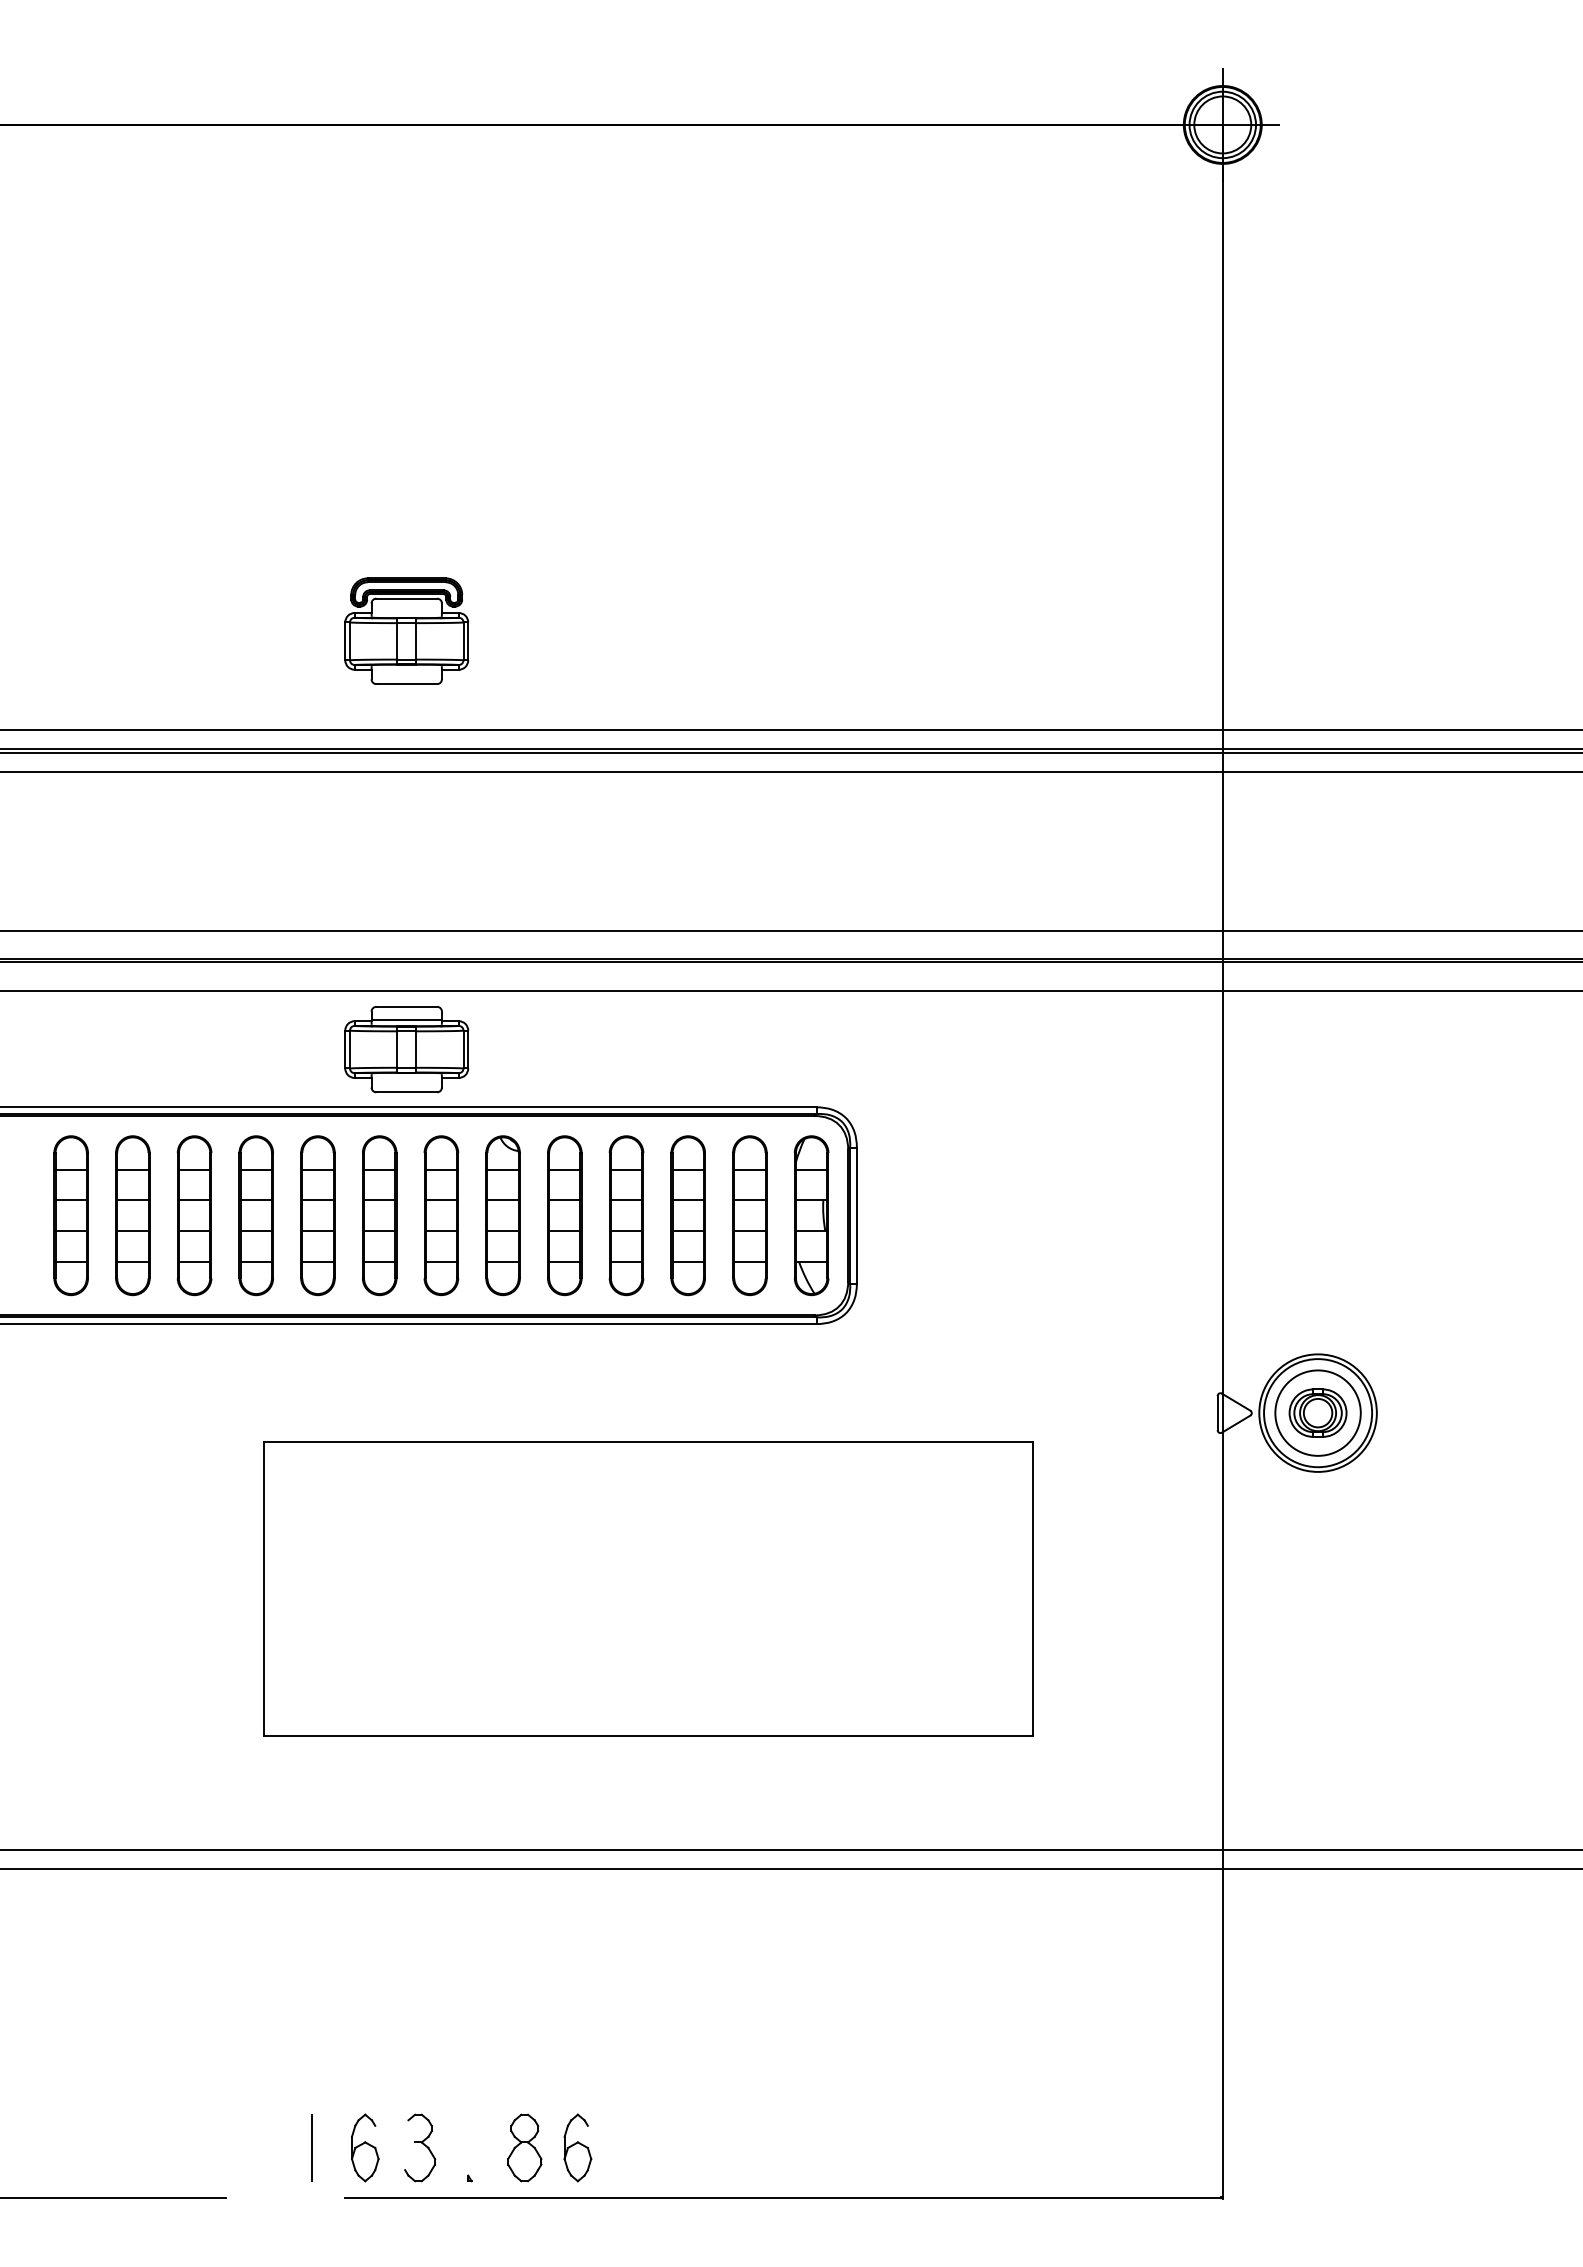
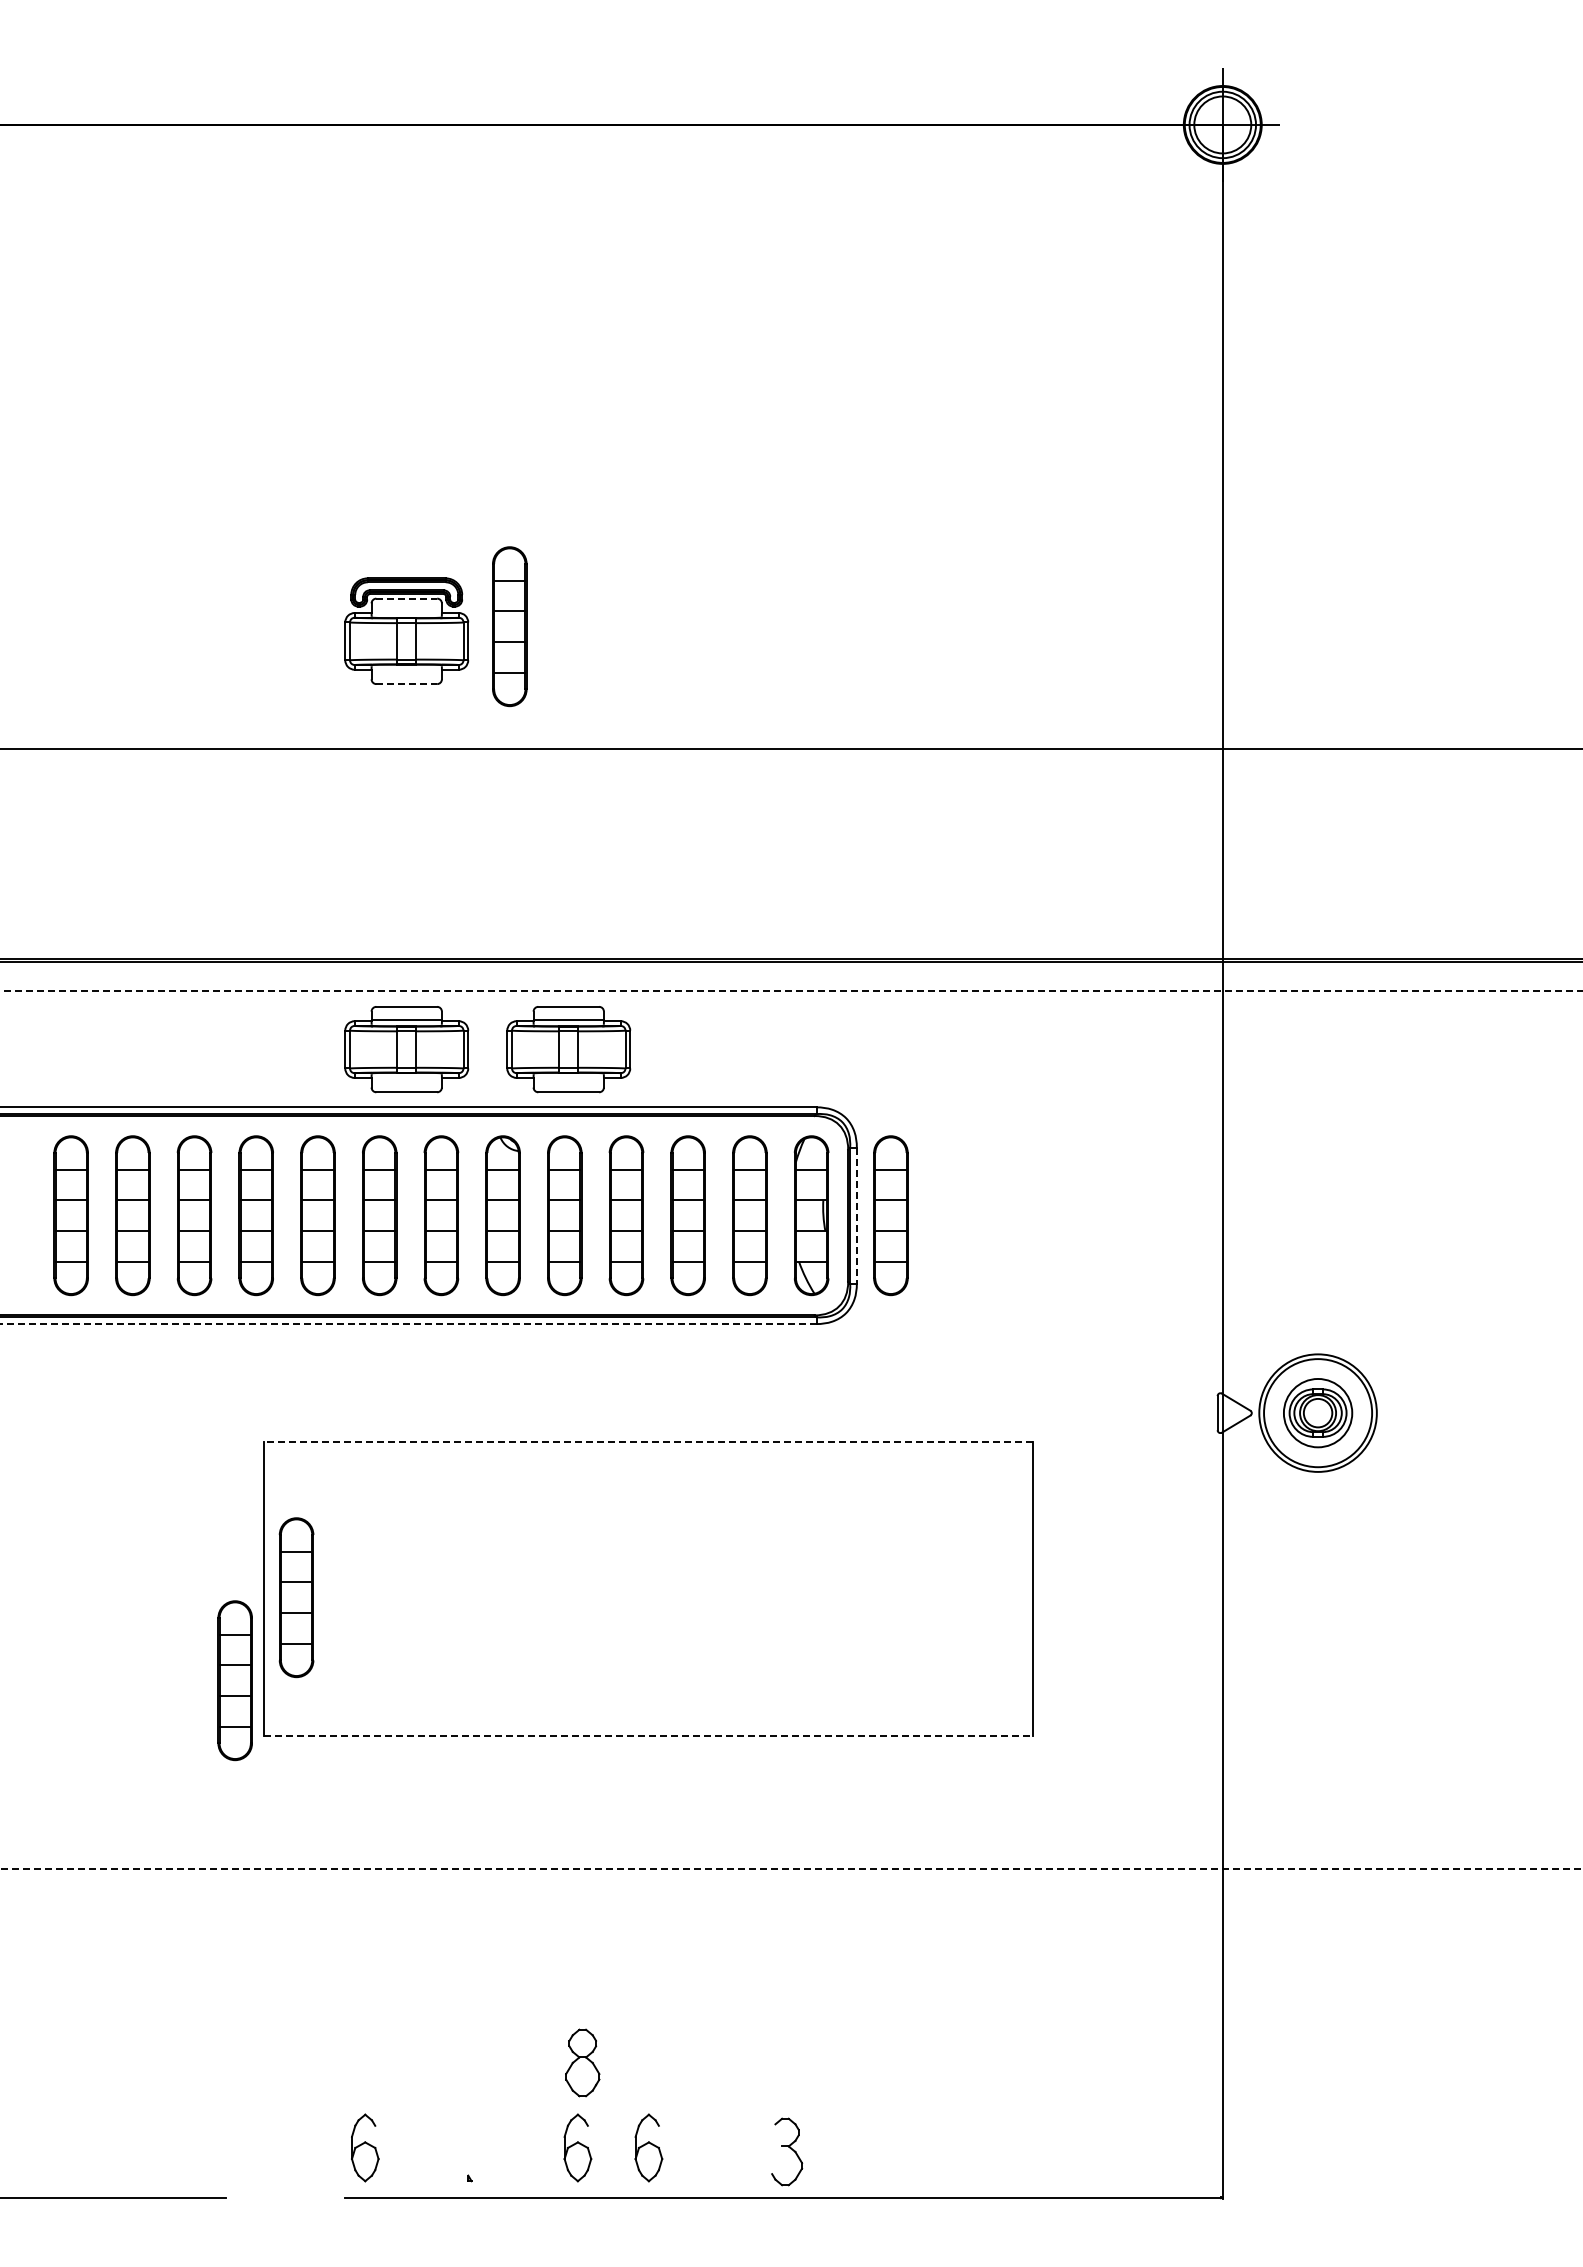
line: solid -> dashed (407, 598)
part: none -> present (509, 626)
line: solid -> dashed (407, 684)
line: present -> none (790, 729)
line: present -> none (790, 753)
line: present -> none (790, 772)
line: present -> none (790, 930)
line: solid -> dashed (790, 990)
part: none -> present (568, 1049)
part: none -> present (890, 1215)
line: solid -> dashed (856, 1216)
line: solid -> dashed (407, 1324)
circle diameter: 85 px -> 68 px (1317, 1412)
line: solid -> dashed (648, 1441)
part: none -> present (296, 1597)
part: none -> present (234, 1680)
line: solid -> dashed (649, 1735)
line: present -> none (790, 1849)
line: solid -> dashed (791, 1868)
line: present -> none (312, 2147)
part position: (420, 2147) -> (787, 2151) (787, 2151)
part position: (524, 2147) -> (582, 2062) (582, 2062)
part: none -> present (648, 2147)
